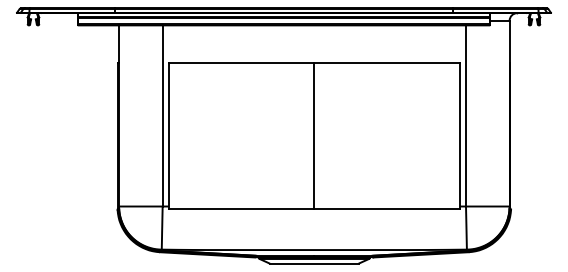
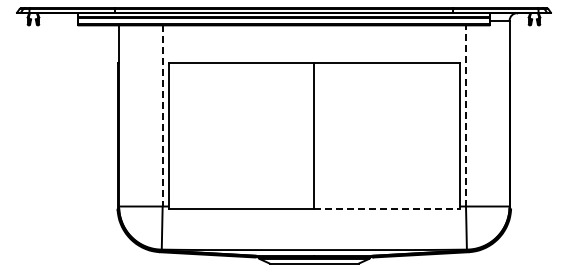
line: solid -> dashed (162, 115)
line: solid -> dashed (466, 115)
line: solid -> dashed (387, 208)
